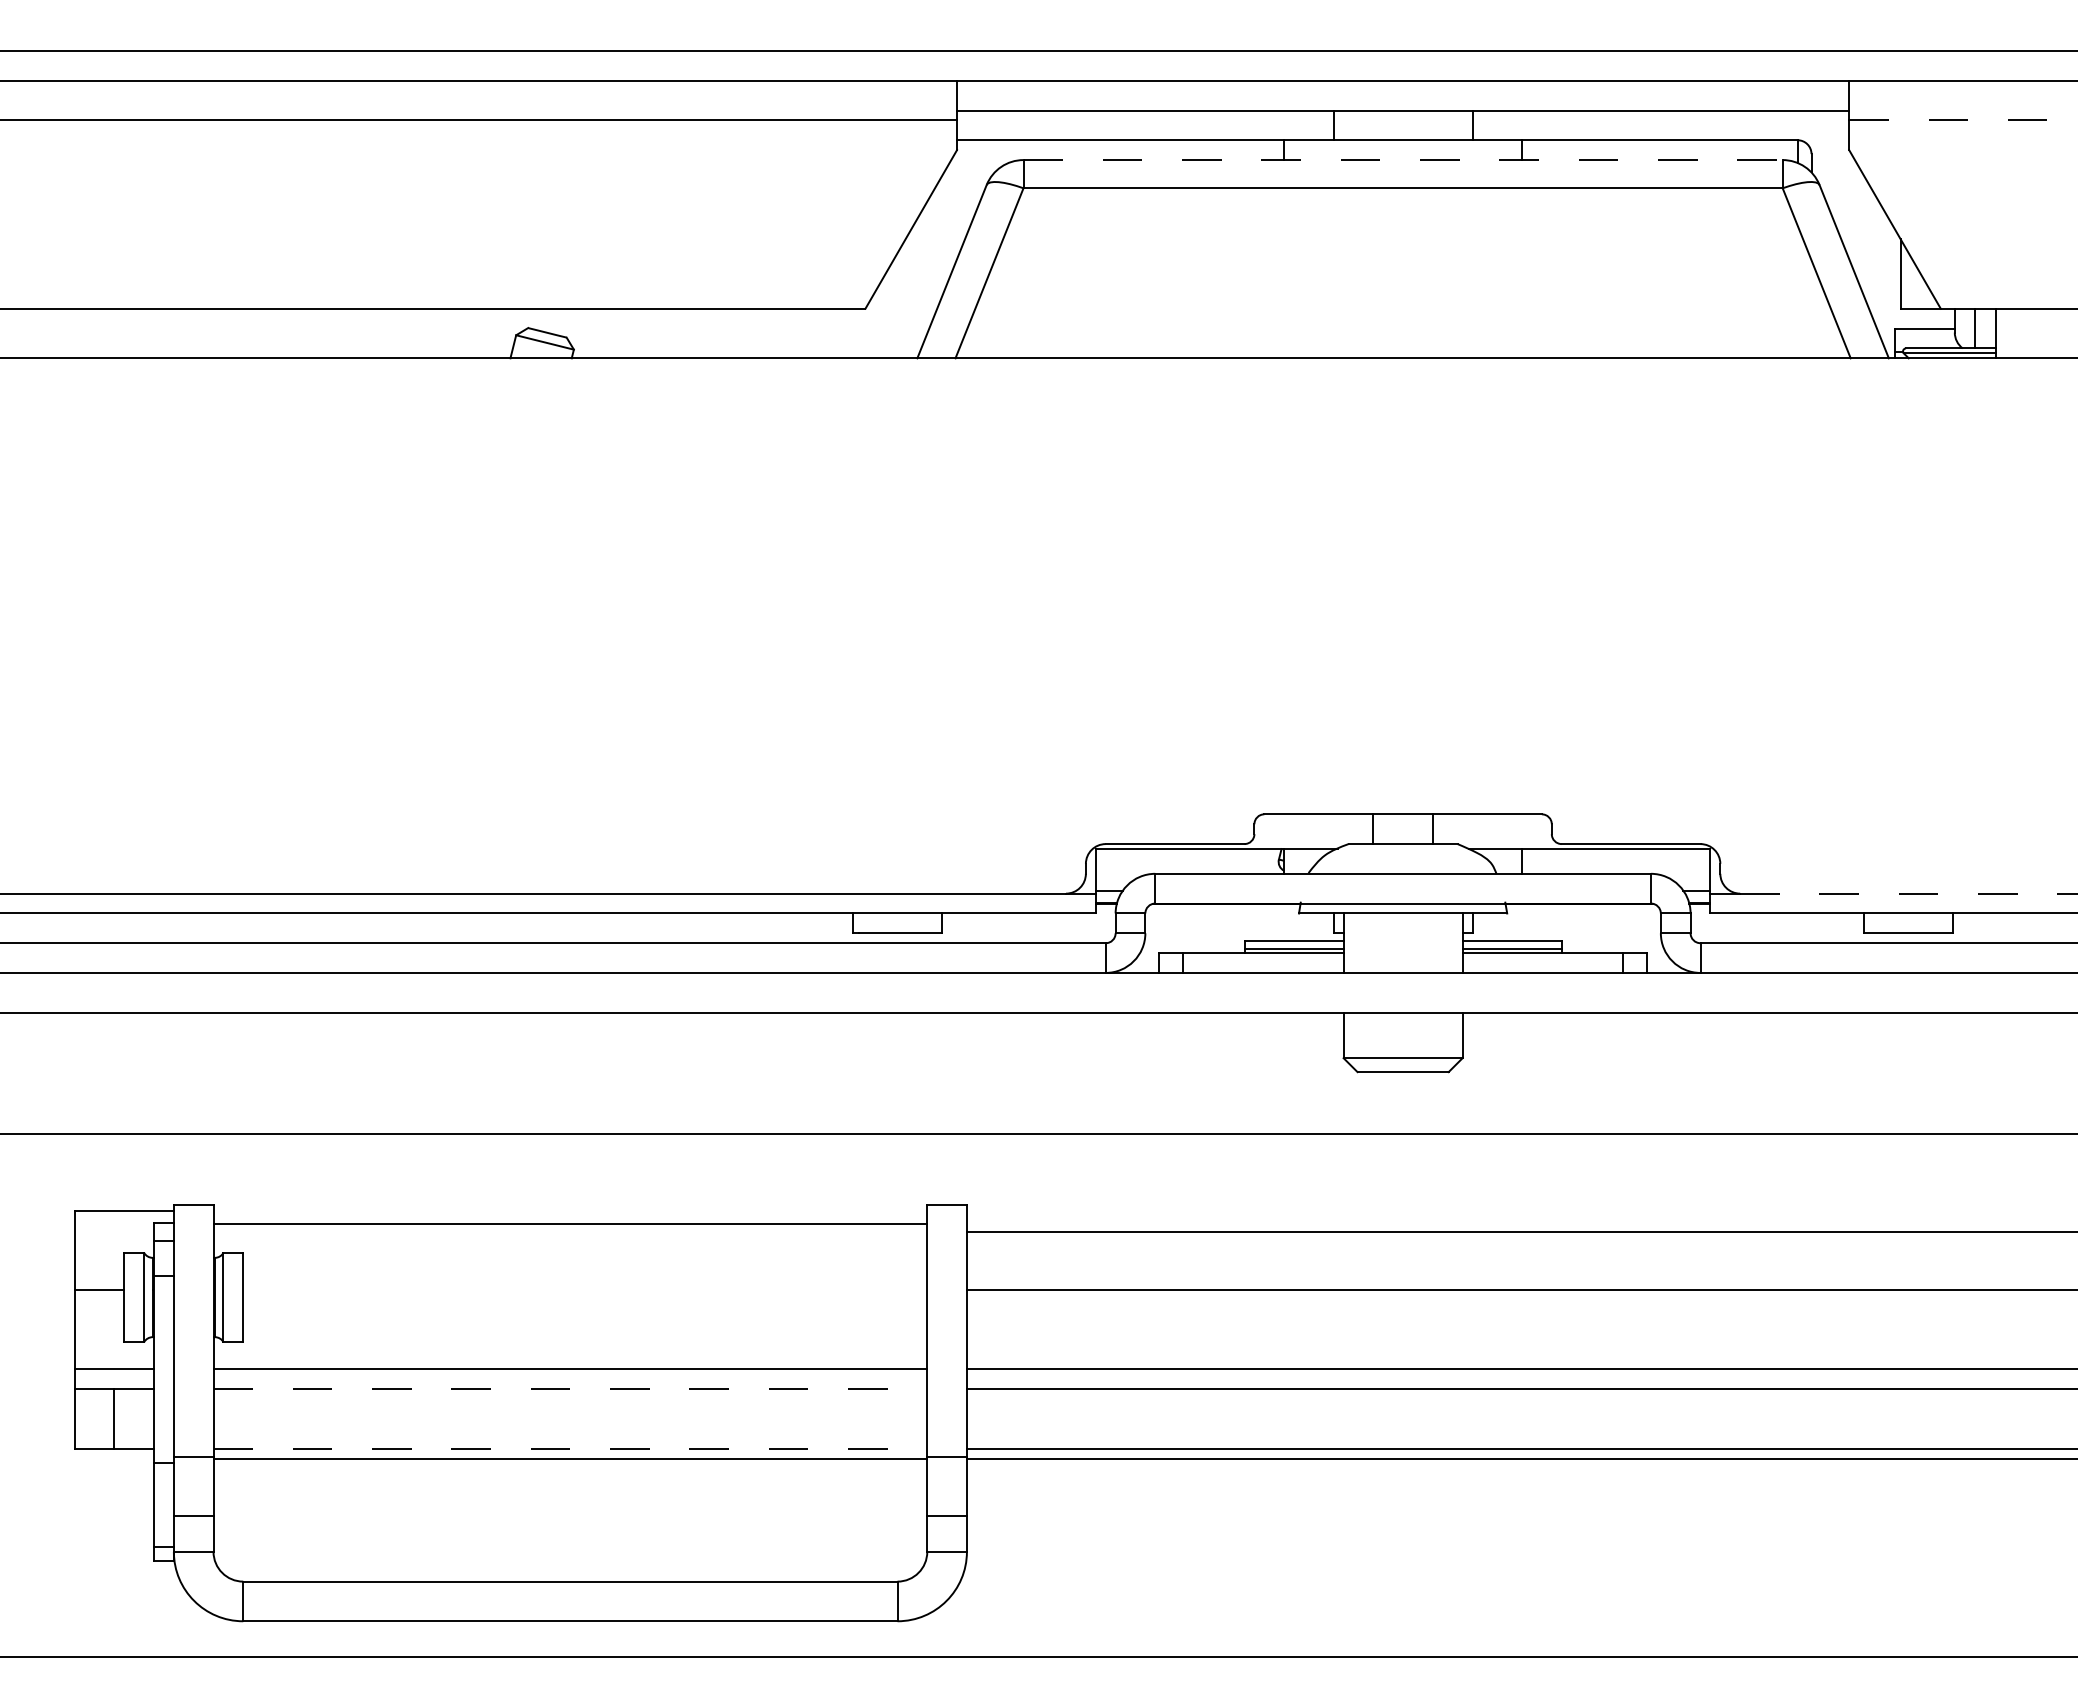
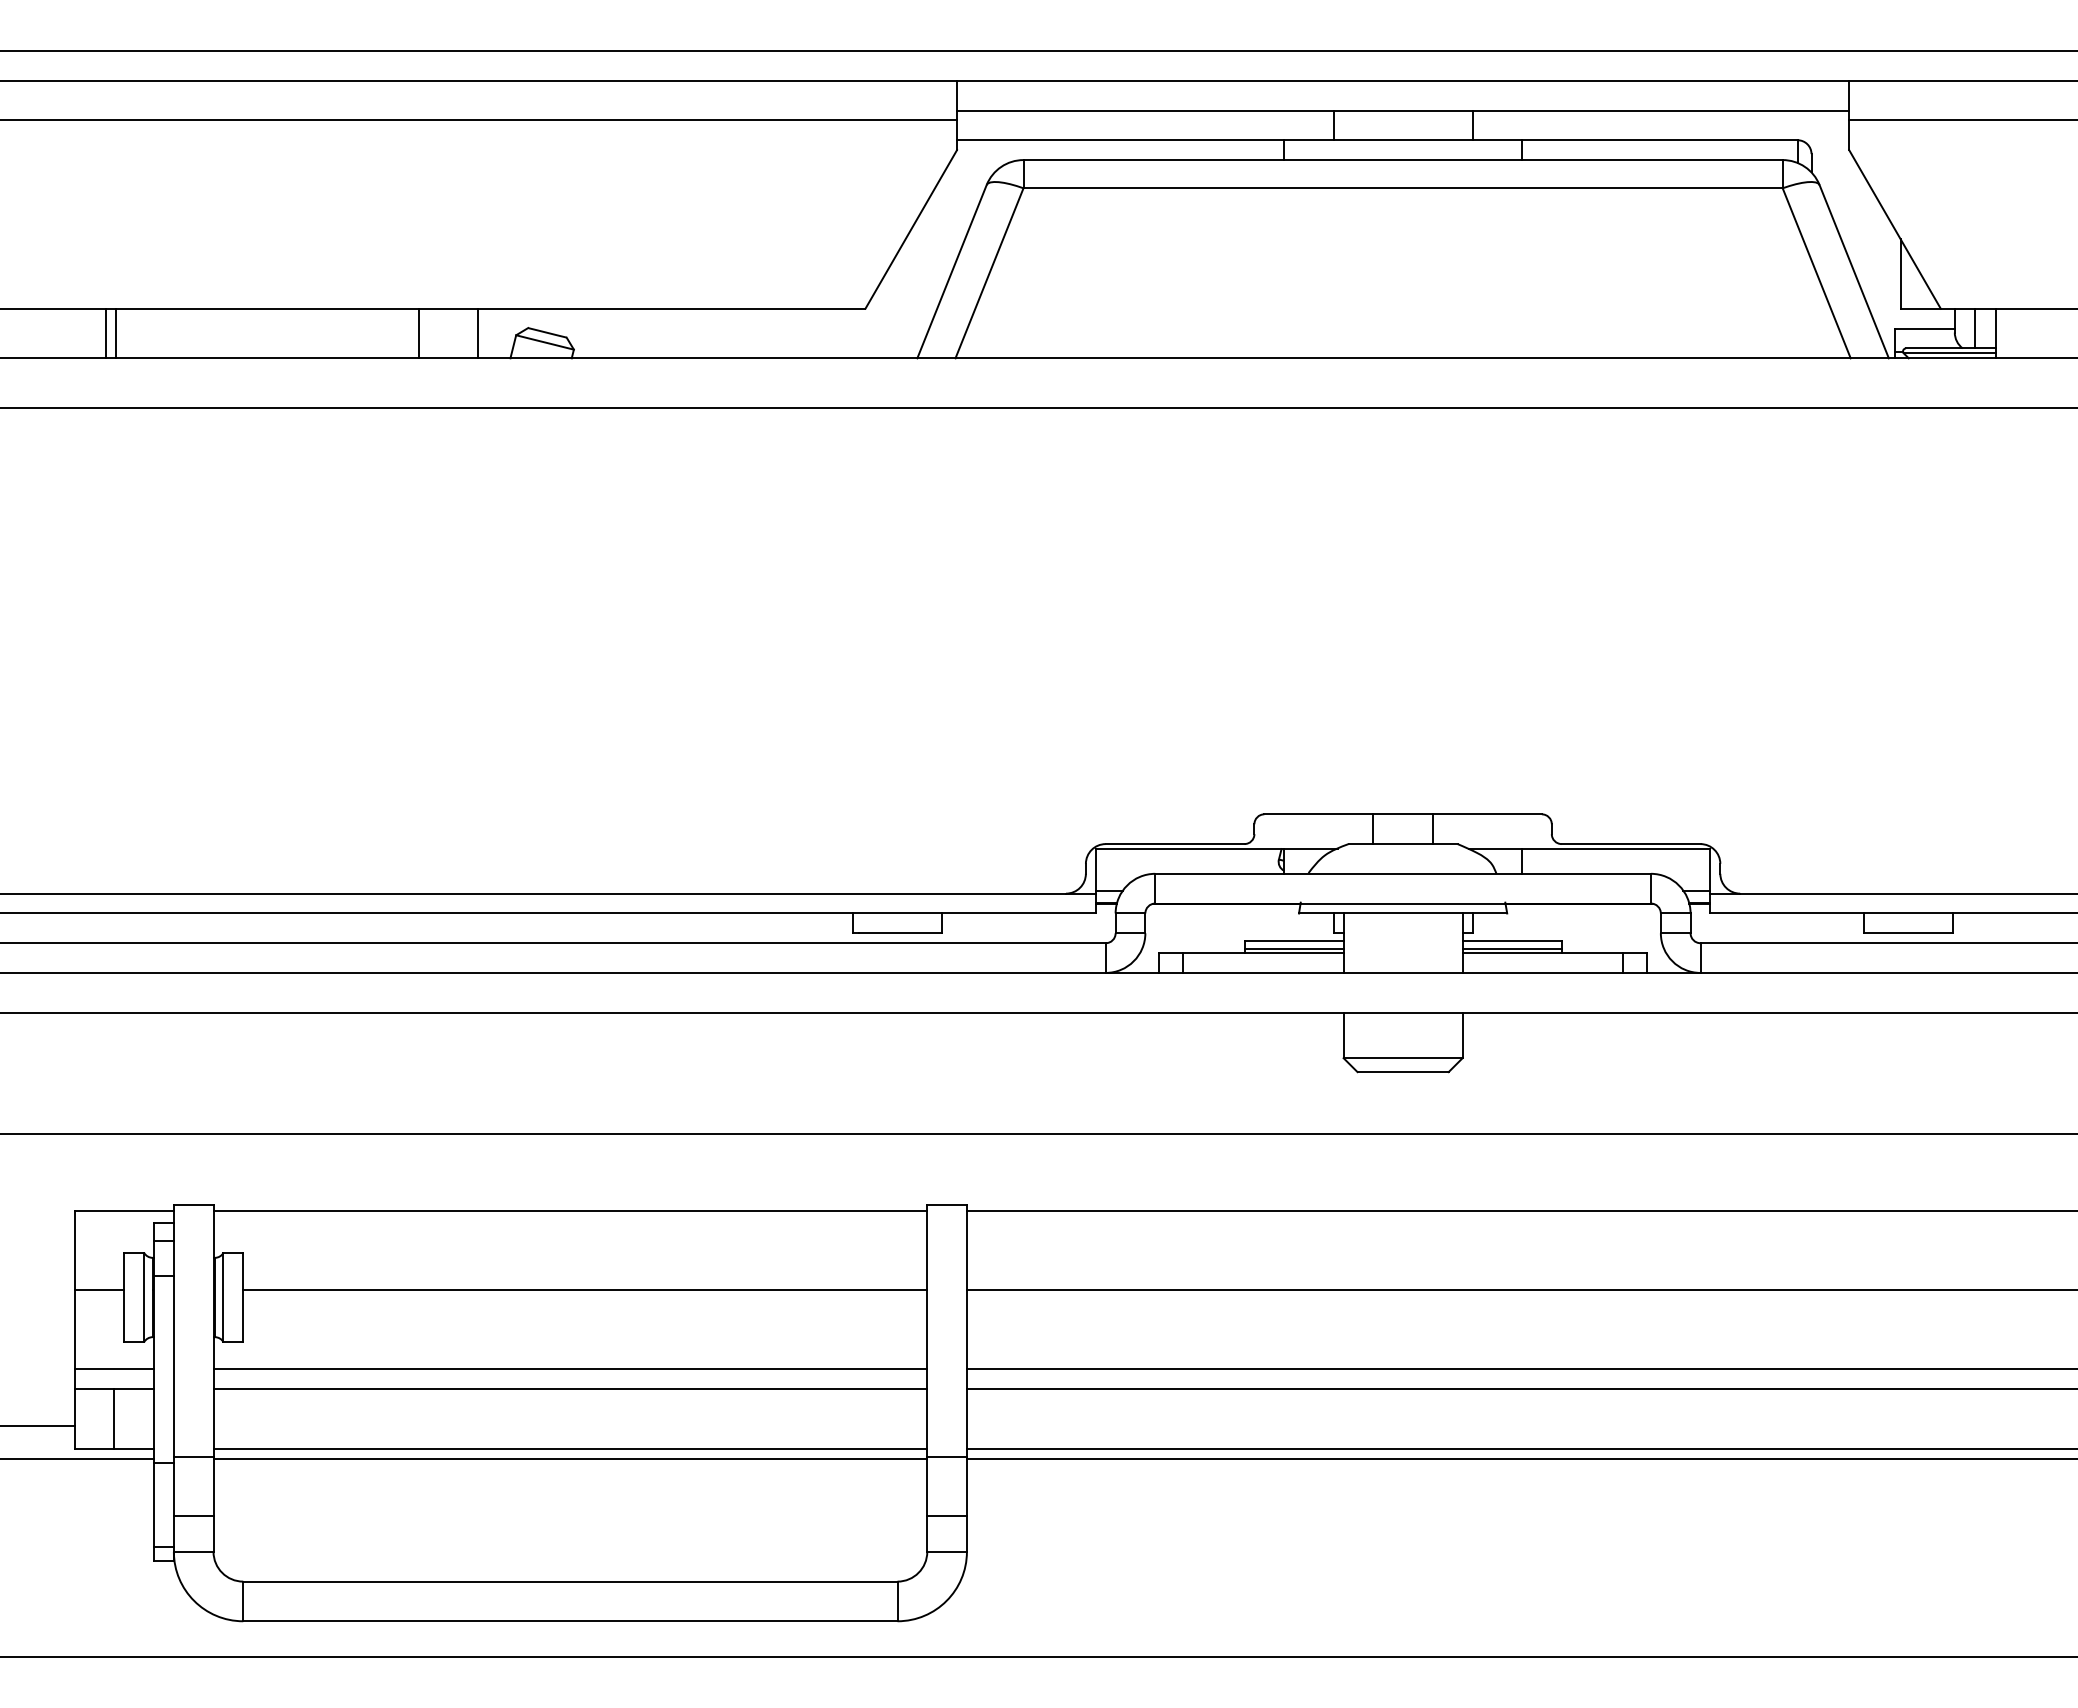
line: dashed -> solid (1963, 120)
line: dashed -> solid (1403, 160)
line: none -> present (106, 333)
line: none -> present (116, 333)
line: none -> present (418, 333)
line: none -> present (478, 333)
line: none -> present (1038, 407)
line: dashed -> solid (1909, 893)
line position: (570, 1223) -> (570, 1210) (570, 1210)
line position: (1520, 1231) -> (1520, 1210) (1520, 1210)
line: none -> present (585, 1290)
line: dashed -> solid (570, 1389)
line: none -> present (38, 1426)
line: dashed -> solid (570, 1448)
line: none -> present (78, 1458)
